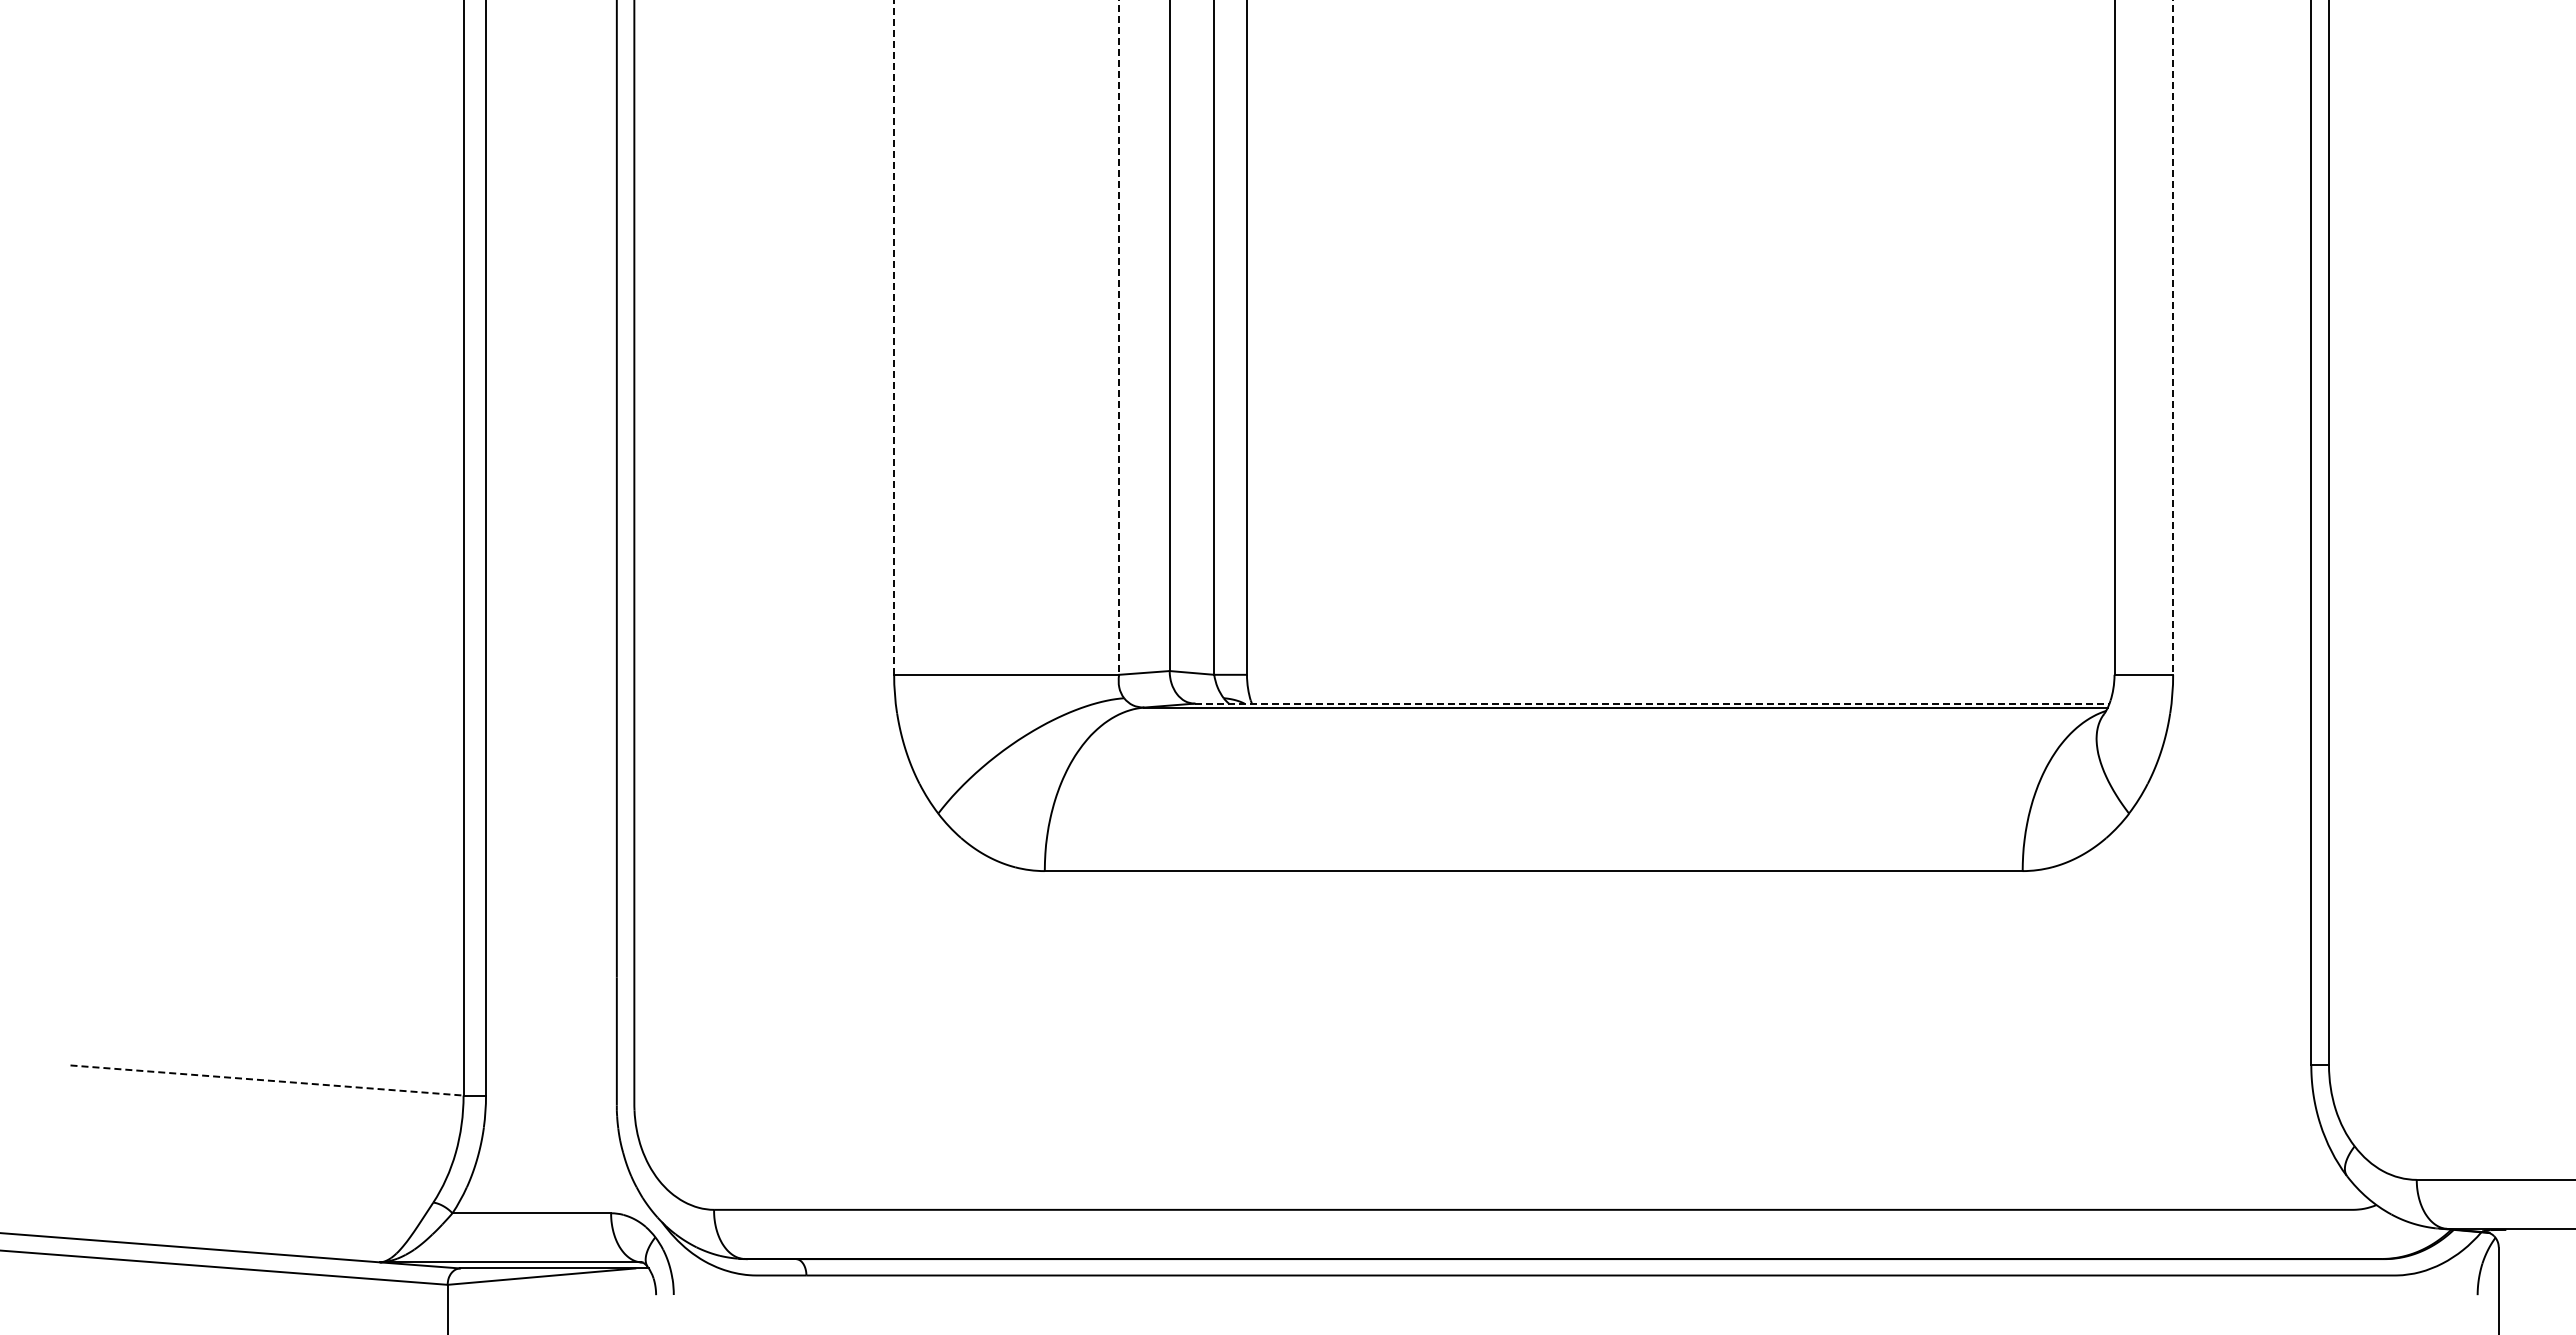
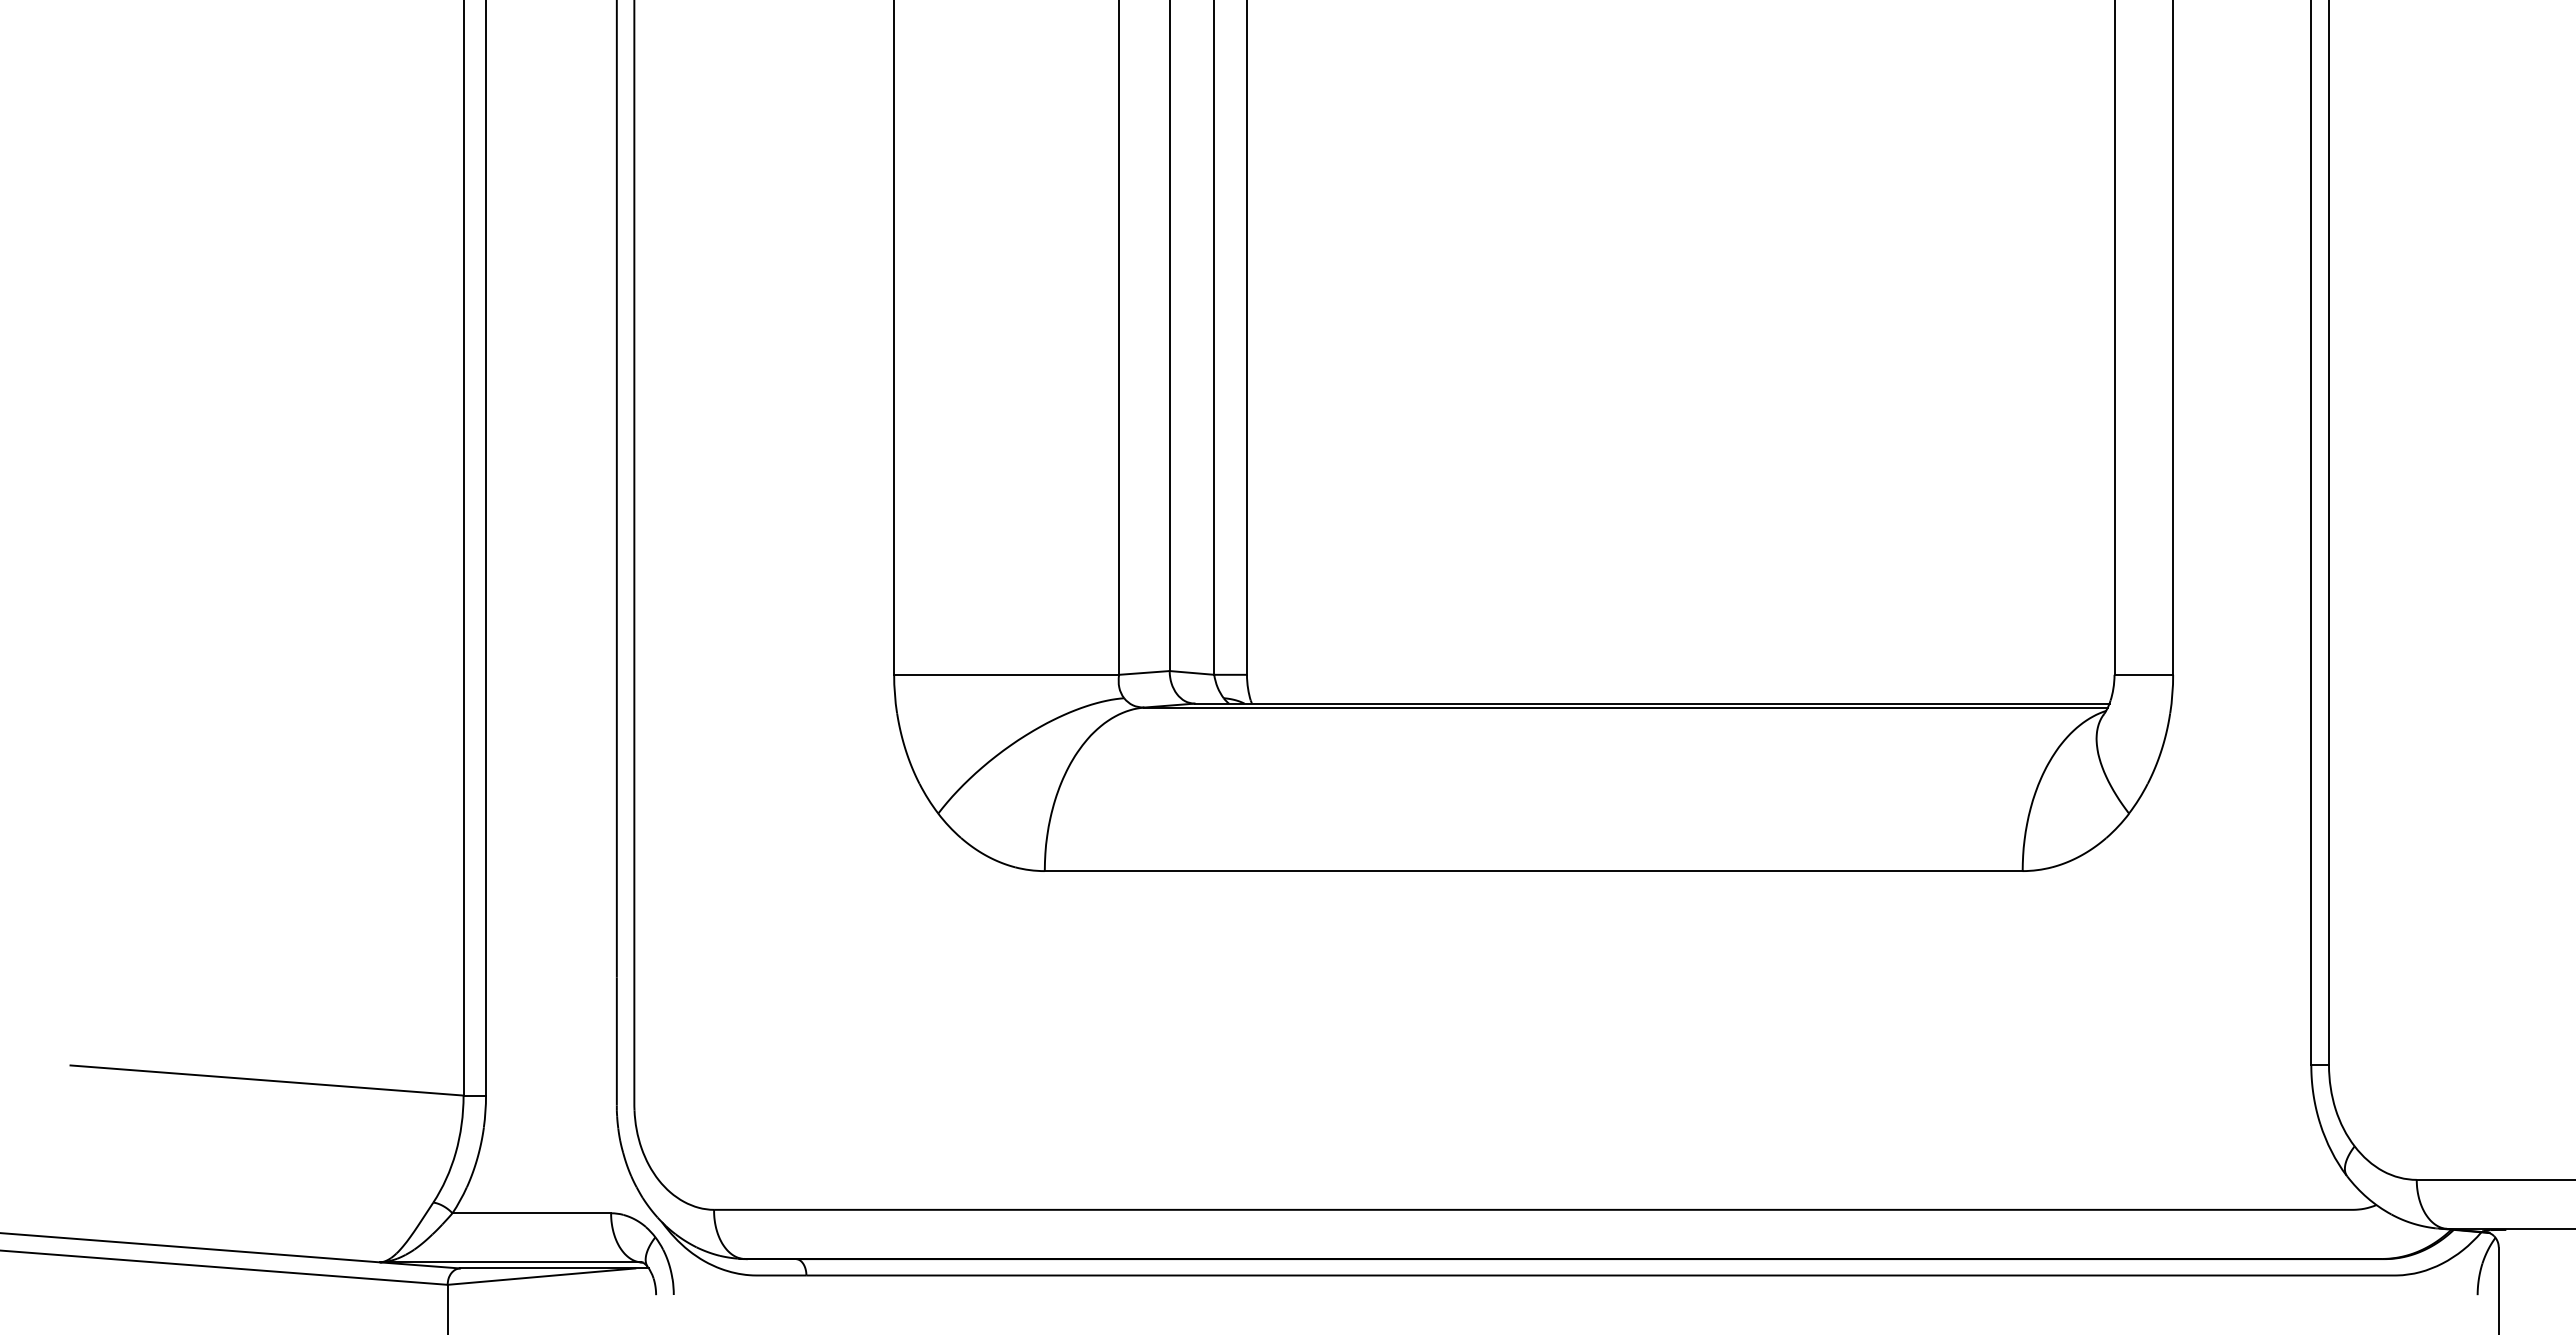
line: dashed -> solid (894, 337)
line: dashed -> solid (1119, 338)
line: dashed -> solid (2173, 338)
line: dashed -> solid (1652, 703)
line: dashed -> solid (267, 1080)
